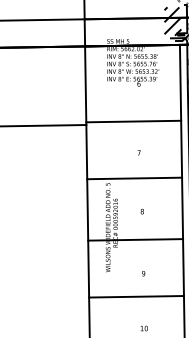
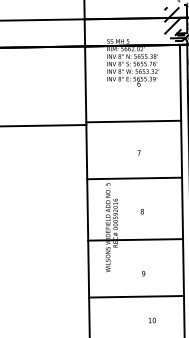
text position: (143, 328) -> (151, 320) (151, 320)
